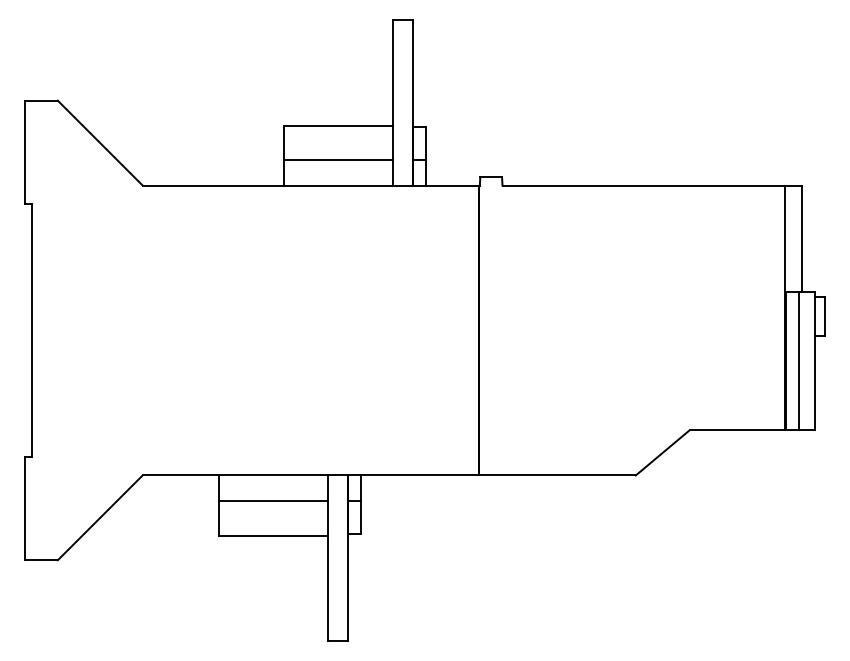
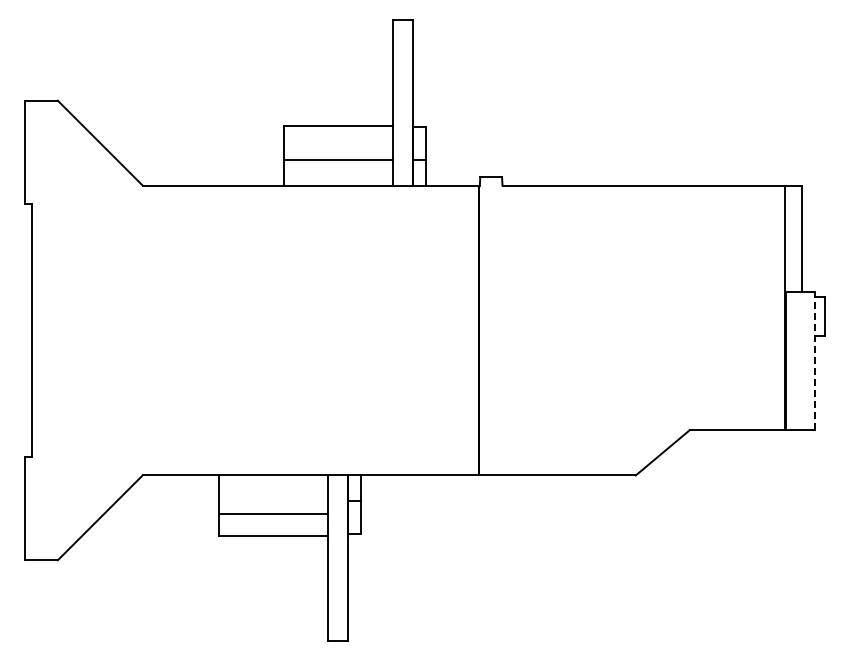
line: present -> none (798, 361)
line: solid -> dashed (814, 361)
line position: (273, 501) -> (273, 514) (273, 514)
